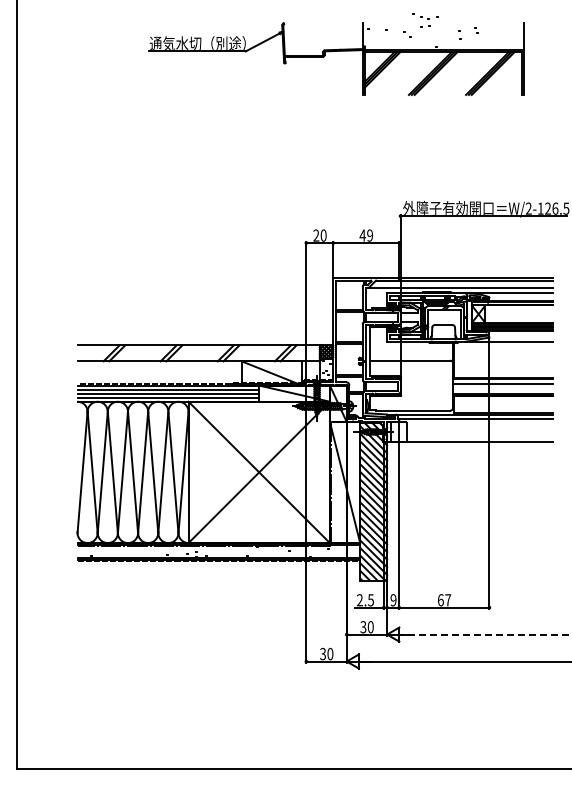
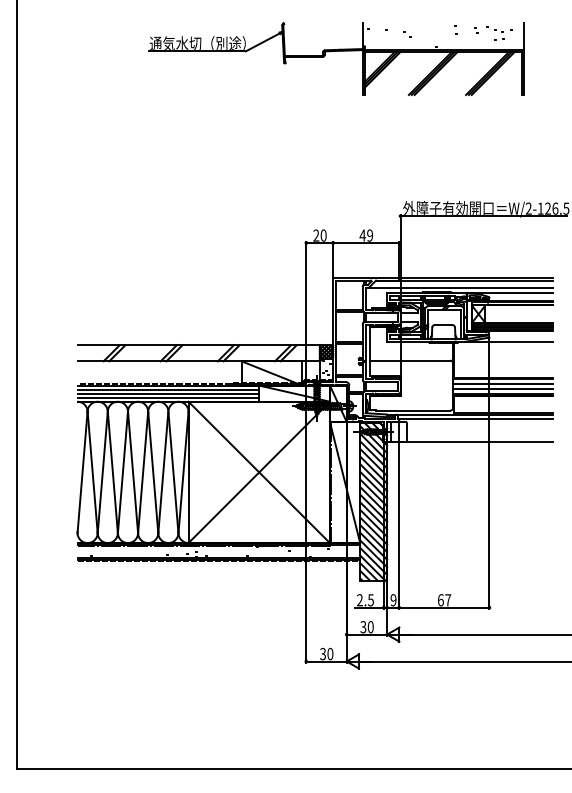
part position: (425, 20) -> (499, 33) (499, 33)
part position: (459, 34) -> (455, 29) (455, 29)
line: none -> present (503, 388)
line: dashed -> solid (486, 634)
